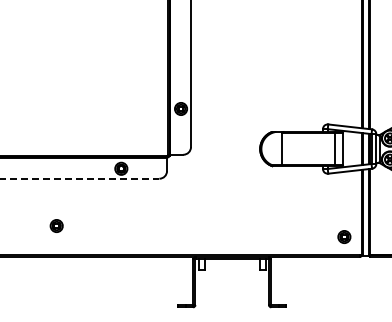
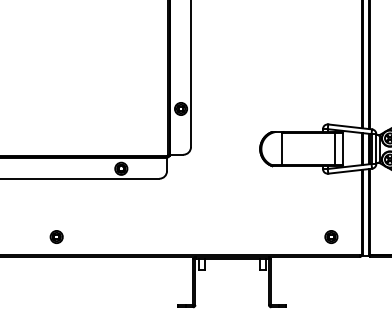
line: dashed -> solid (80, 178)
part position: (56, 225) -> (56, 236) (56, 236)
part position: (344, 236) -> (331, 236) (331, 236)
